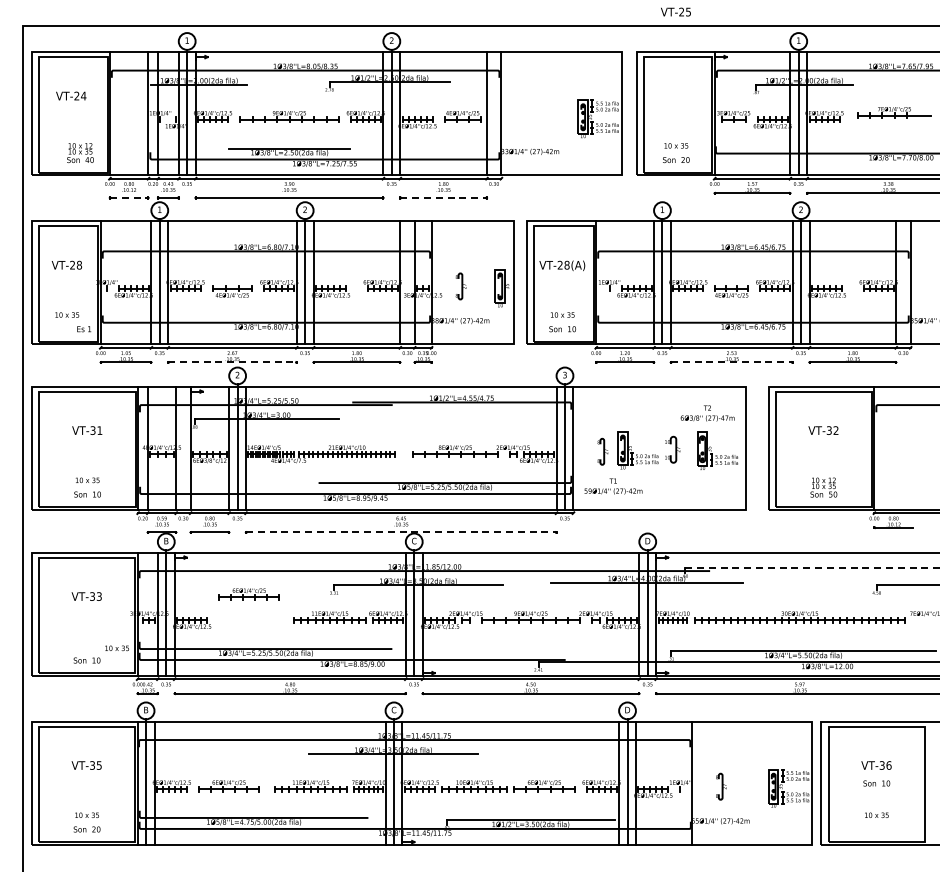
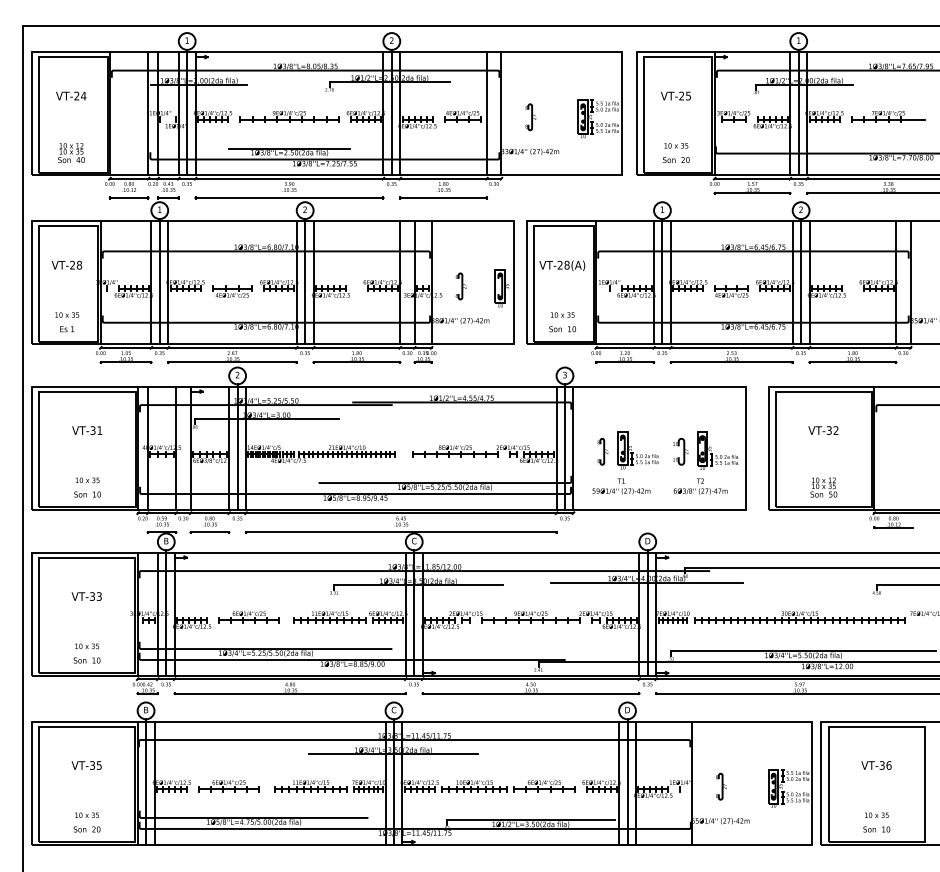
text position: (675, 11) -> (675, 95) (675, 95)
part position: (894, 112) -> (888, 116) (888, 116)
part: none -> present (530, 117)
text position: (80, 152) -> (71, 152) (71, 152)
line: dashed -> solid (129, 197)
line: dashed -> solid (444, 197)
text position: (84, 329) -> (67, 329) (67, 329)
line: dashed -> solid (232, 362)
line: dashed -> solid (731, 362)
text position: (707, 413) -> (700, 486) (700, 486)
part position: (672, 449) -> (680, 451) (680, 451)
text position: (613, 486) -> (621, 486) (621, 486)
line: dashed -> solid (401, 532)
line: dashed -> solid (812, 568)
part position: (248, 594) -> (248, 617) (248, 617)
text position: (116, 648) -> (86, 646) (86, 646)
text position: (876, 783) -> (876, 829) (876, 829)
